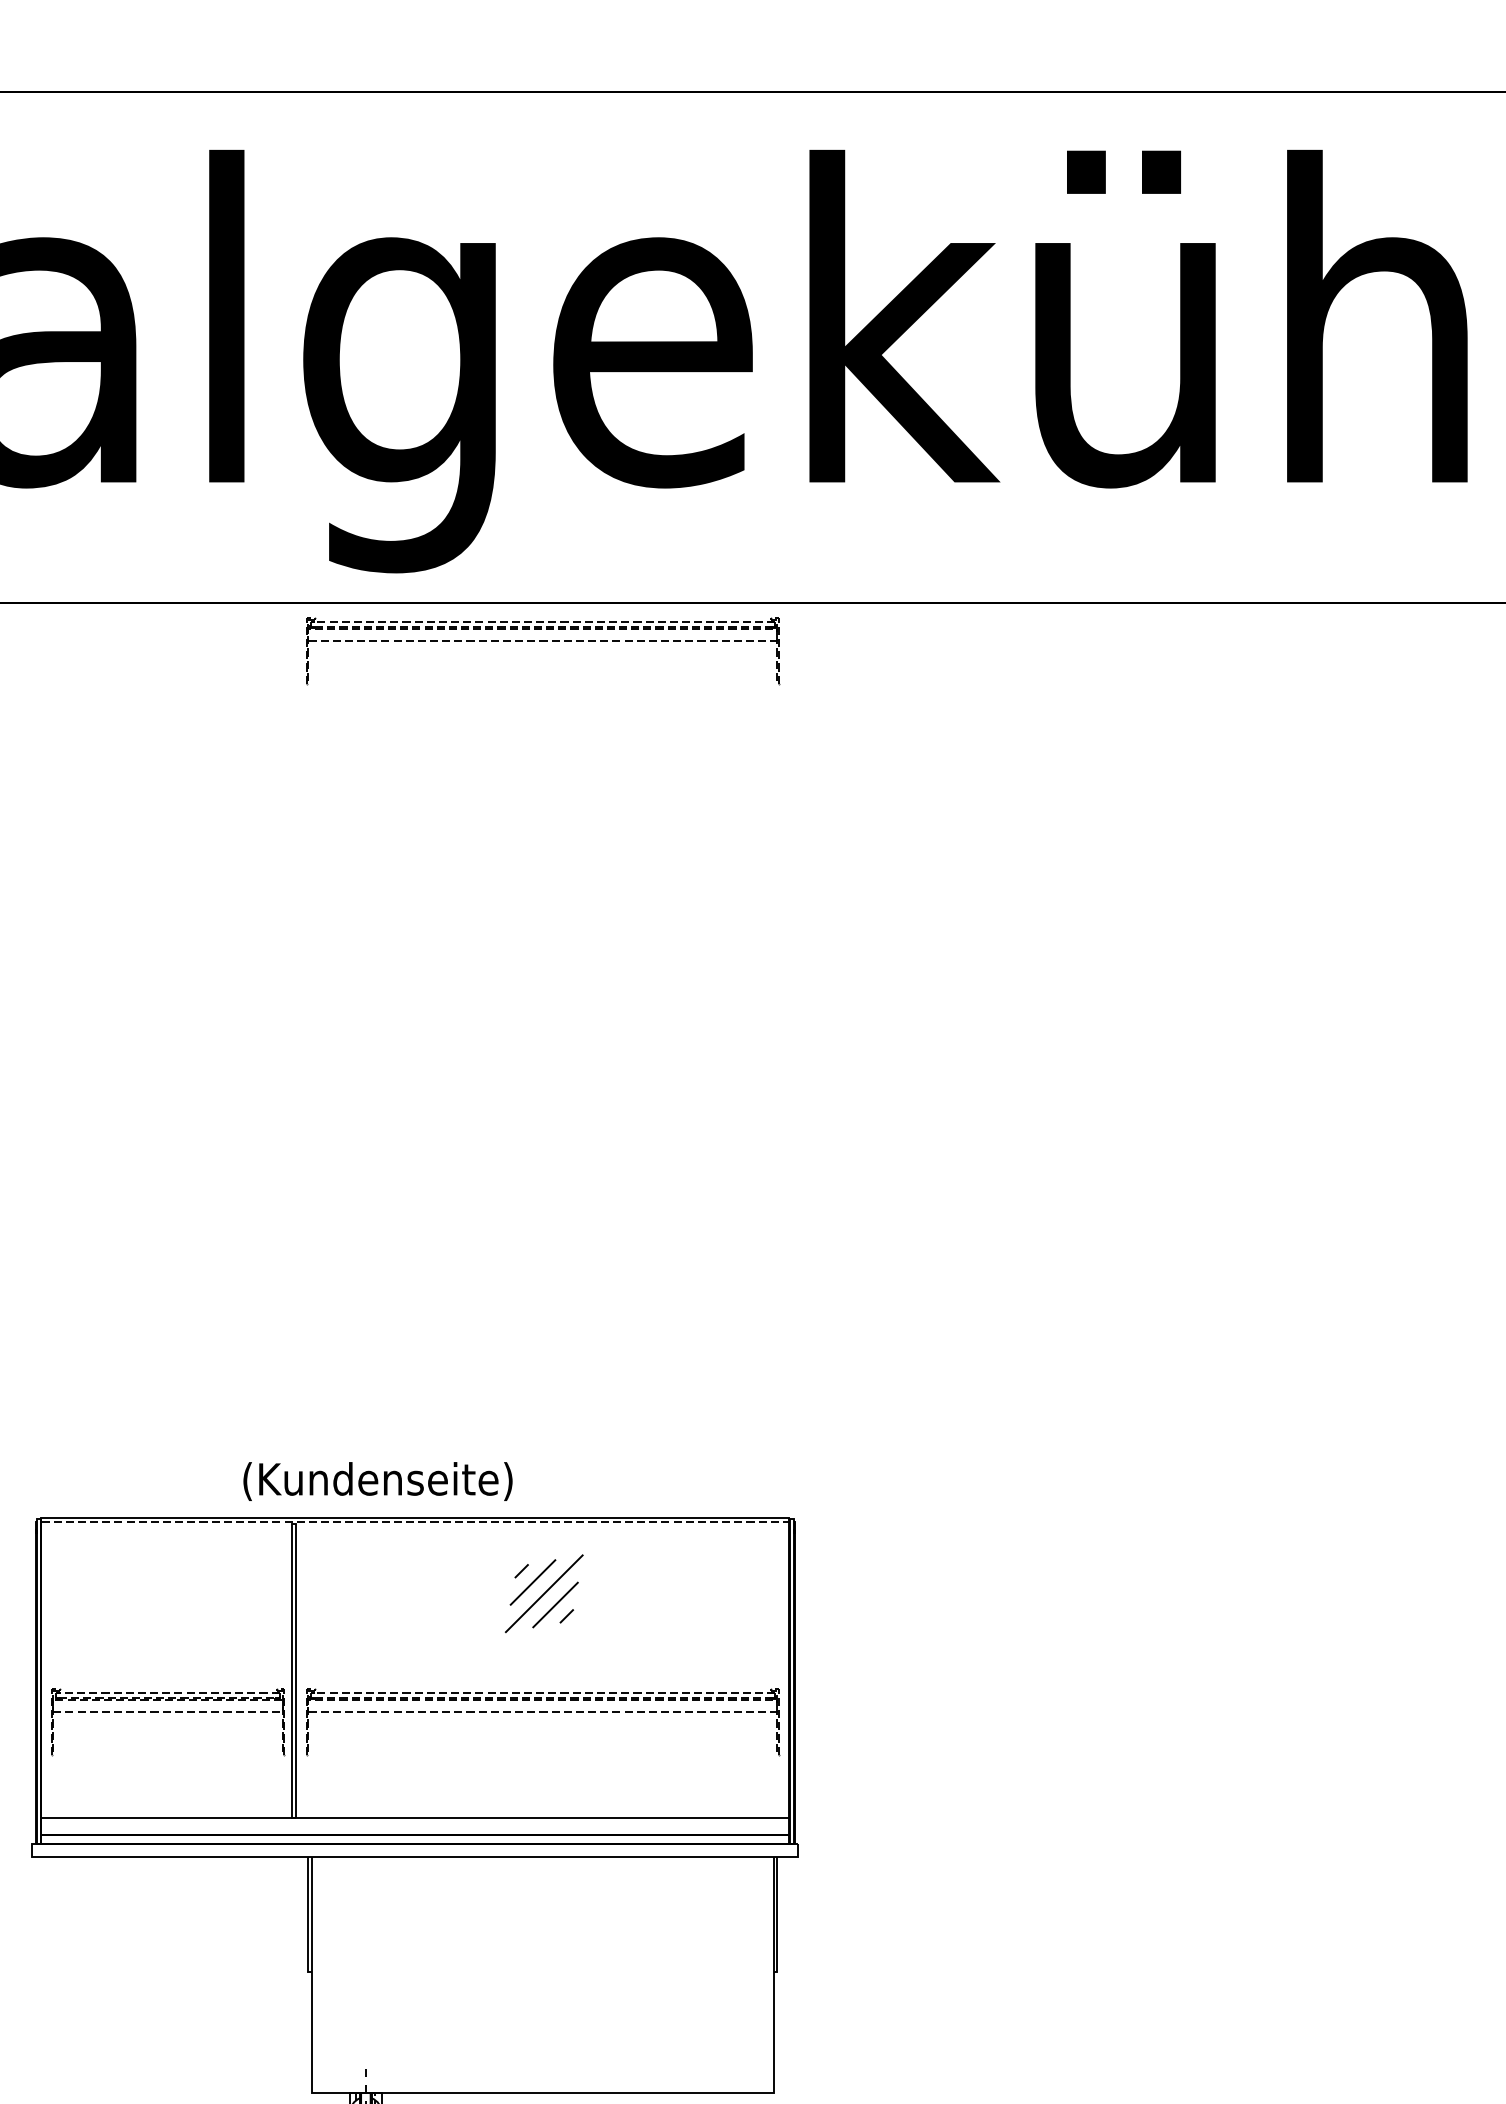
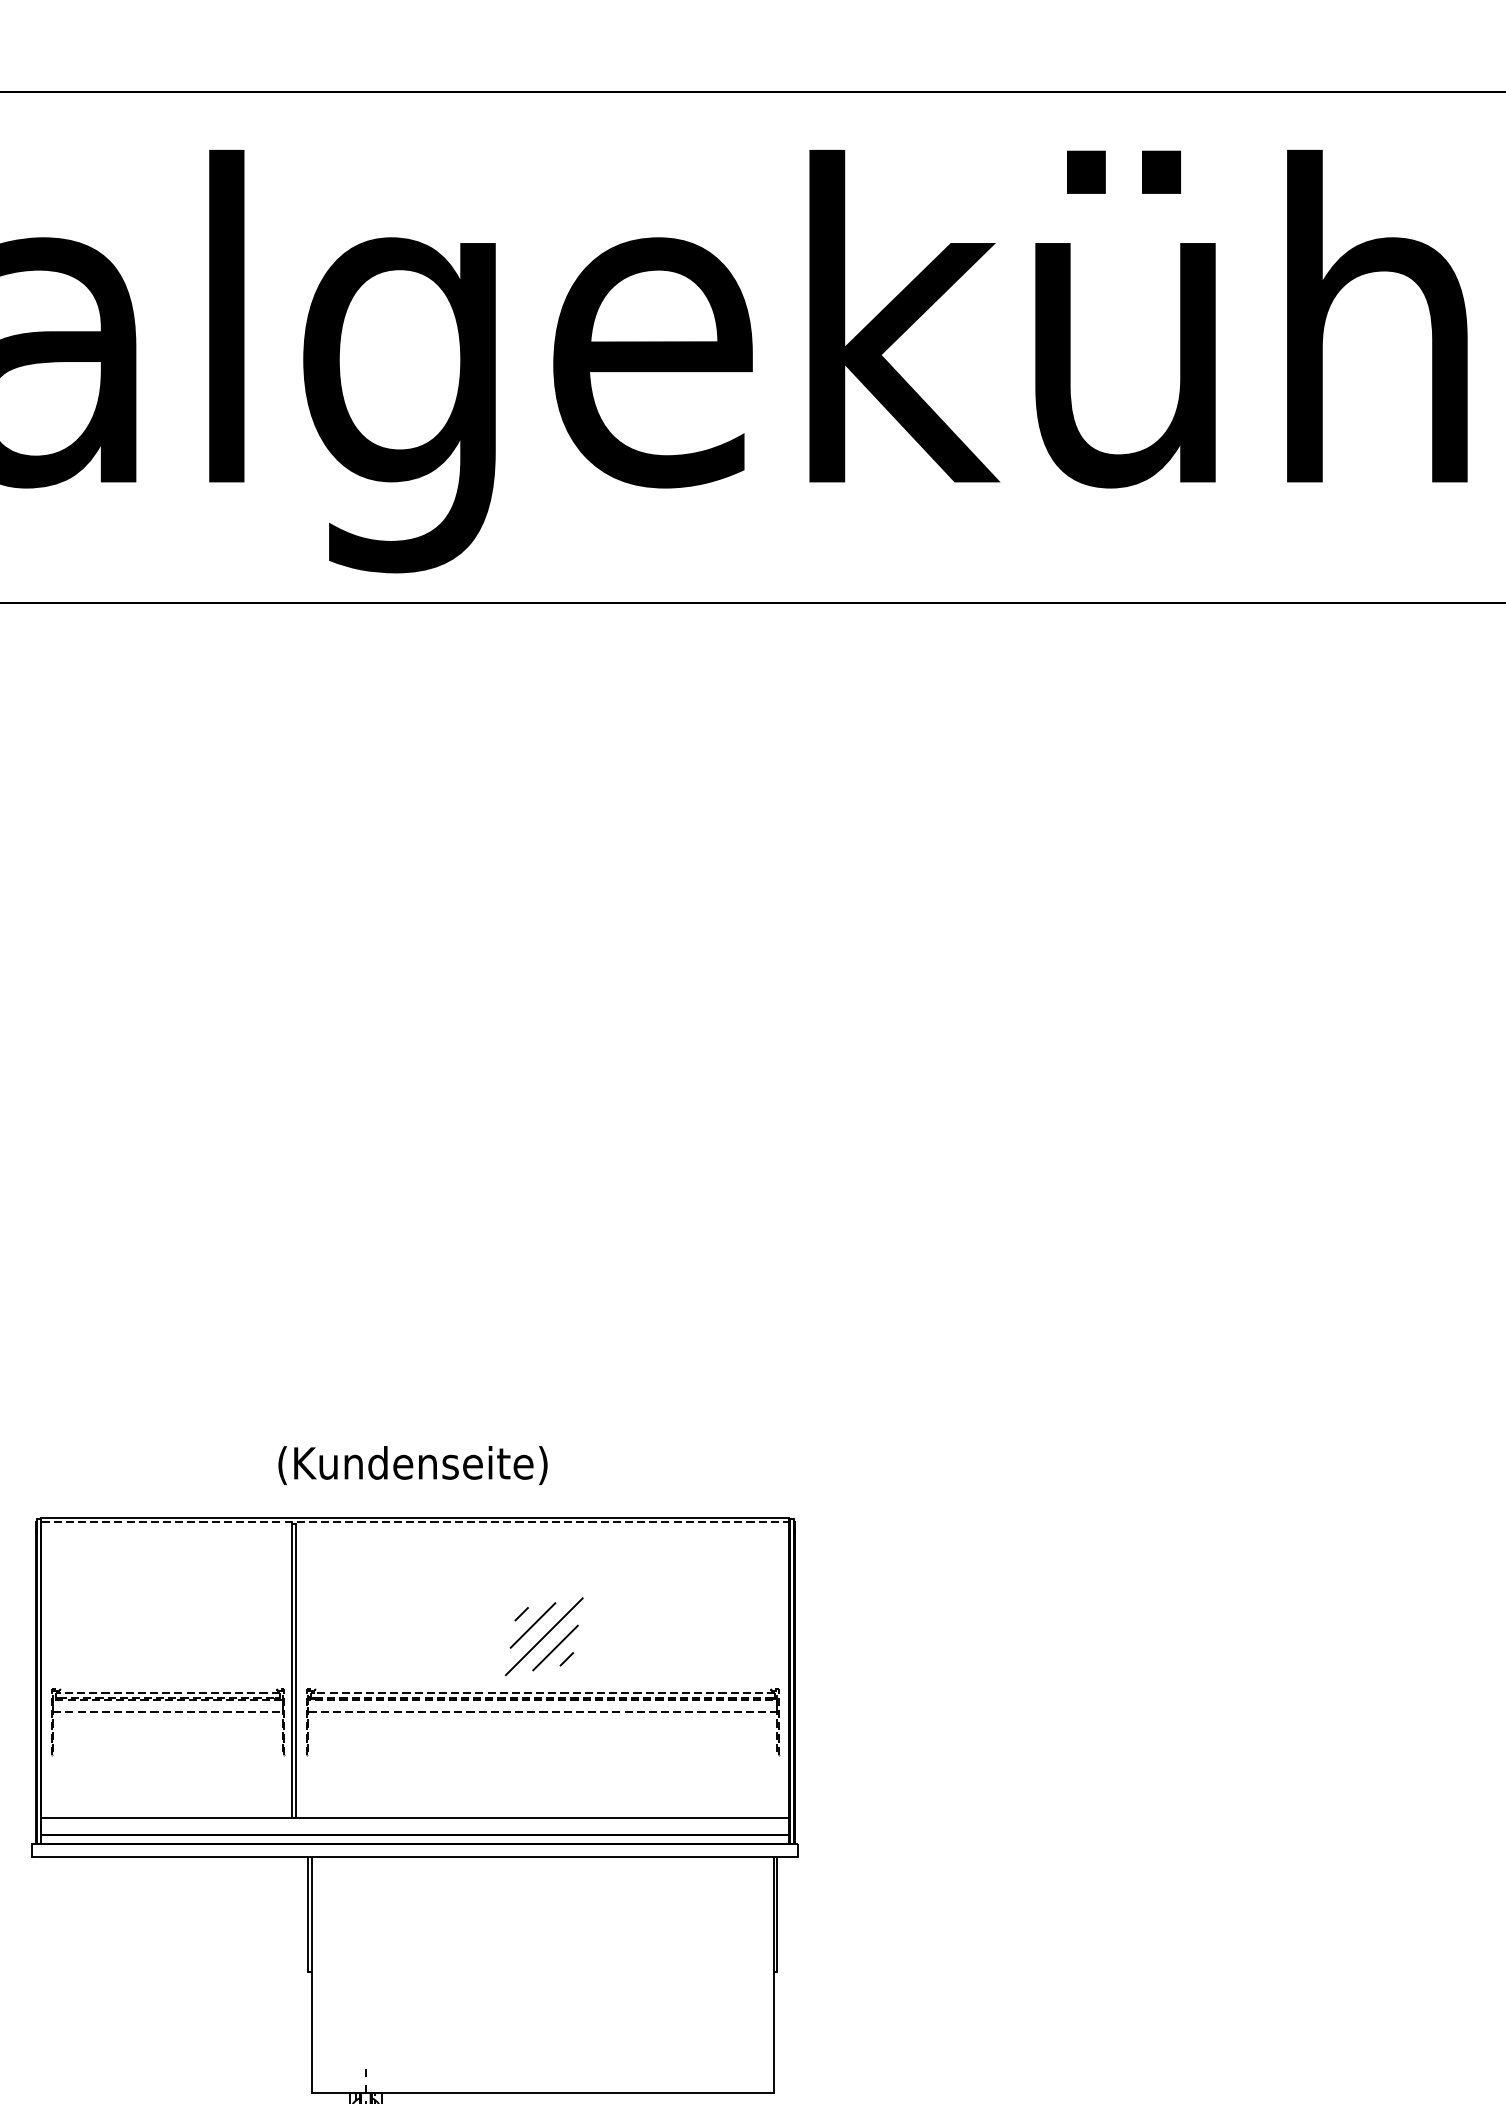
part: present -> none (543, 641)
text position: (377, 1481) -> (412, 1465) (412, 1465)
part position: (543, 1593) -> (543, 1636) (543, 1636)
